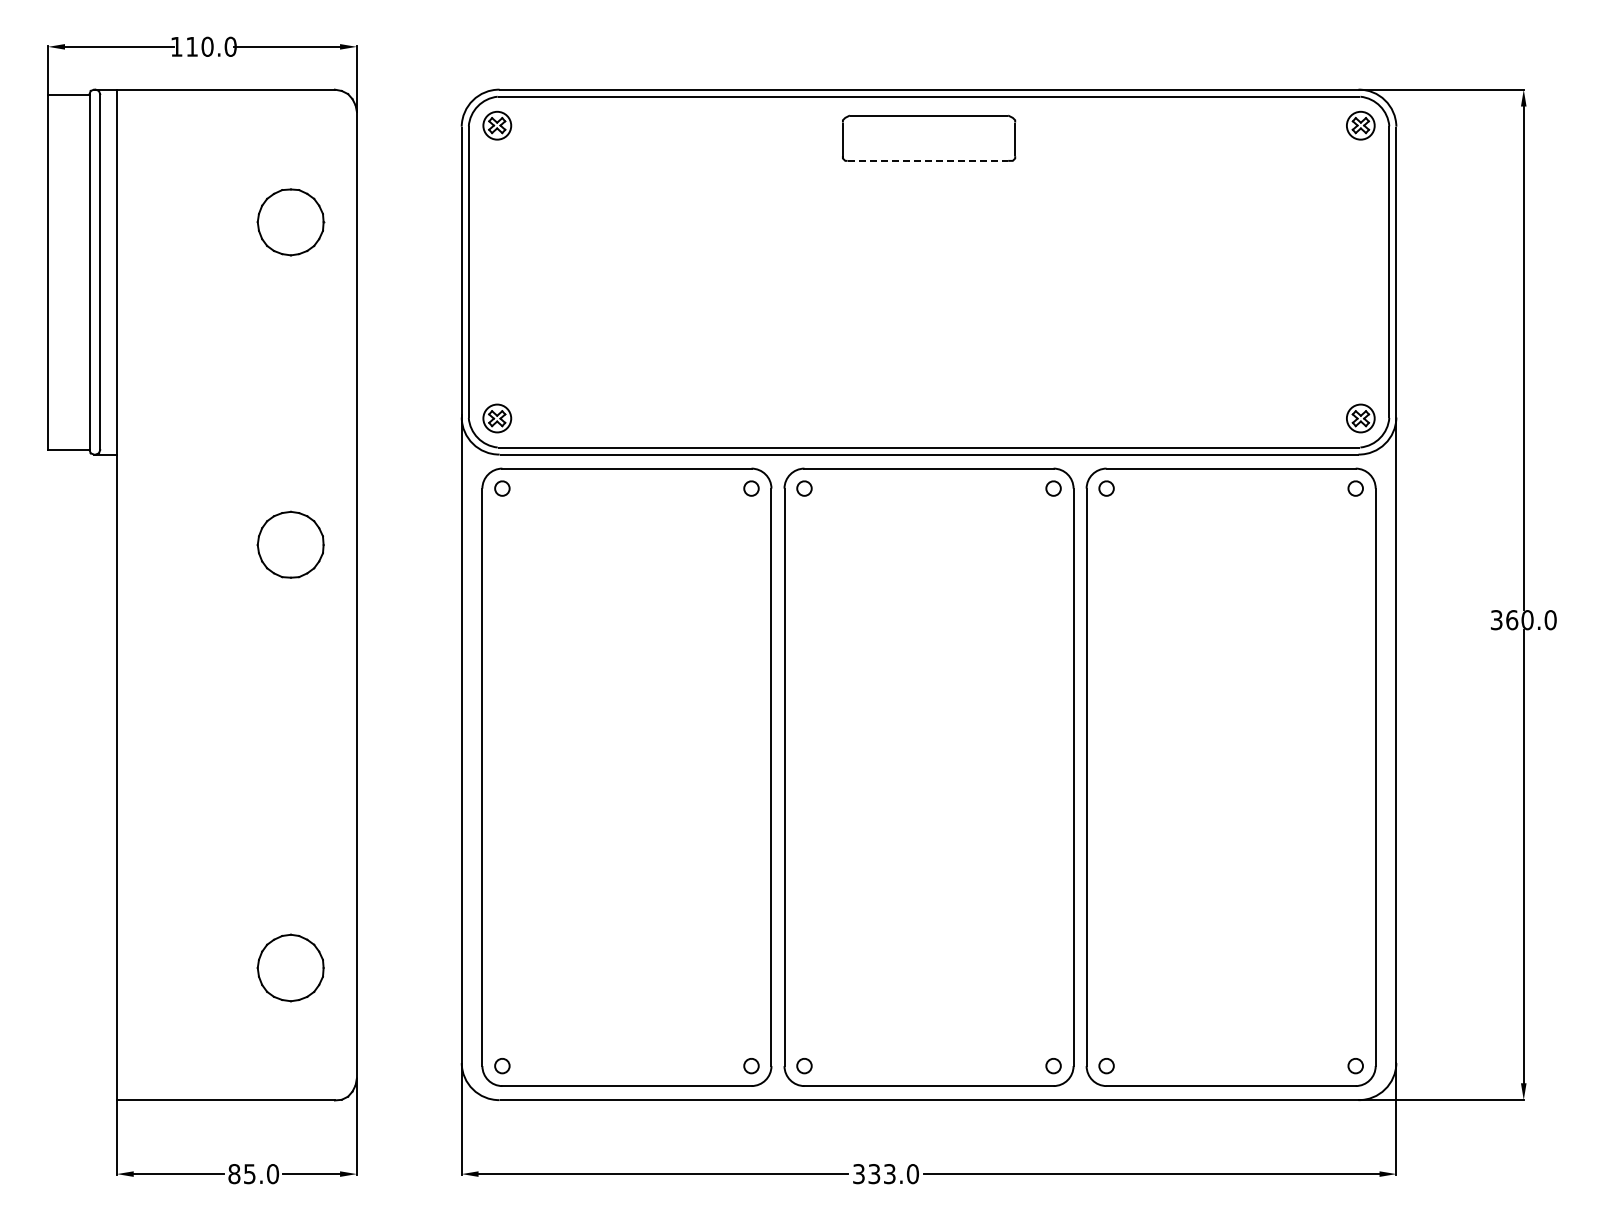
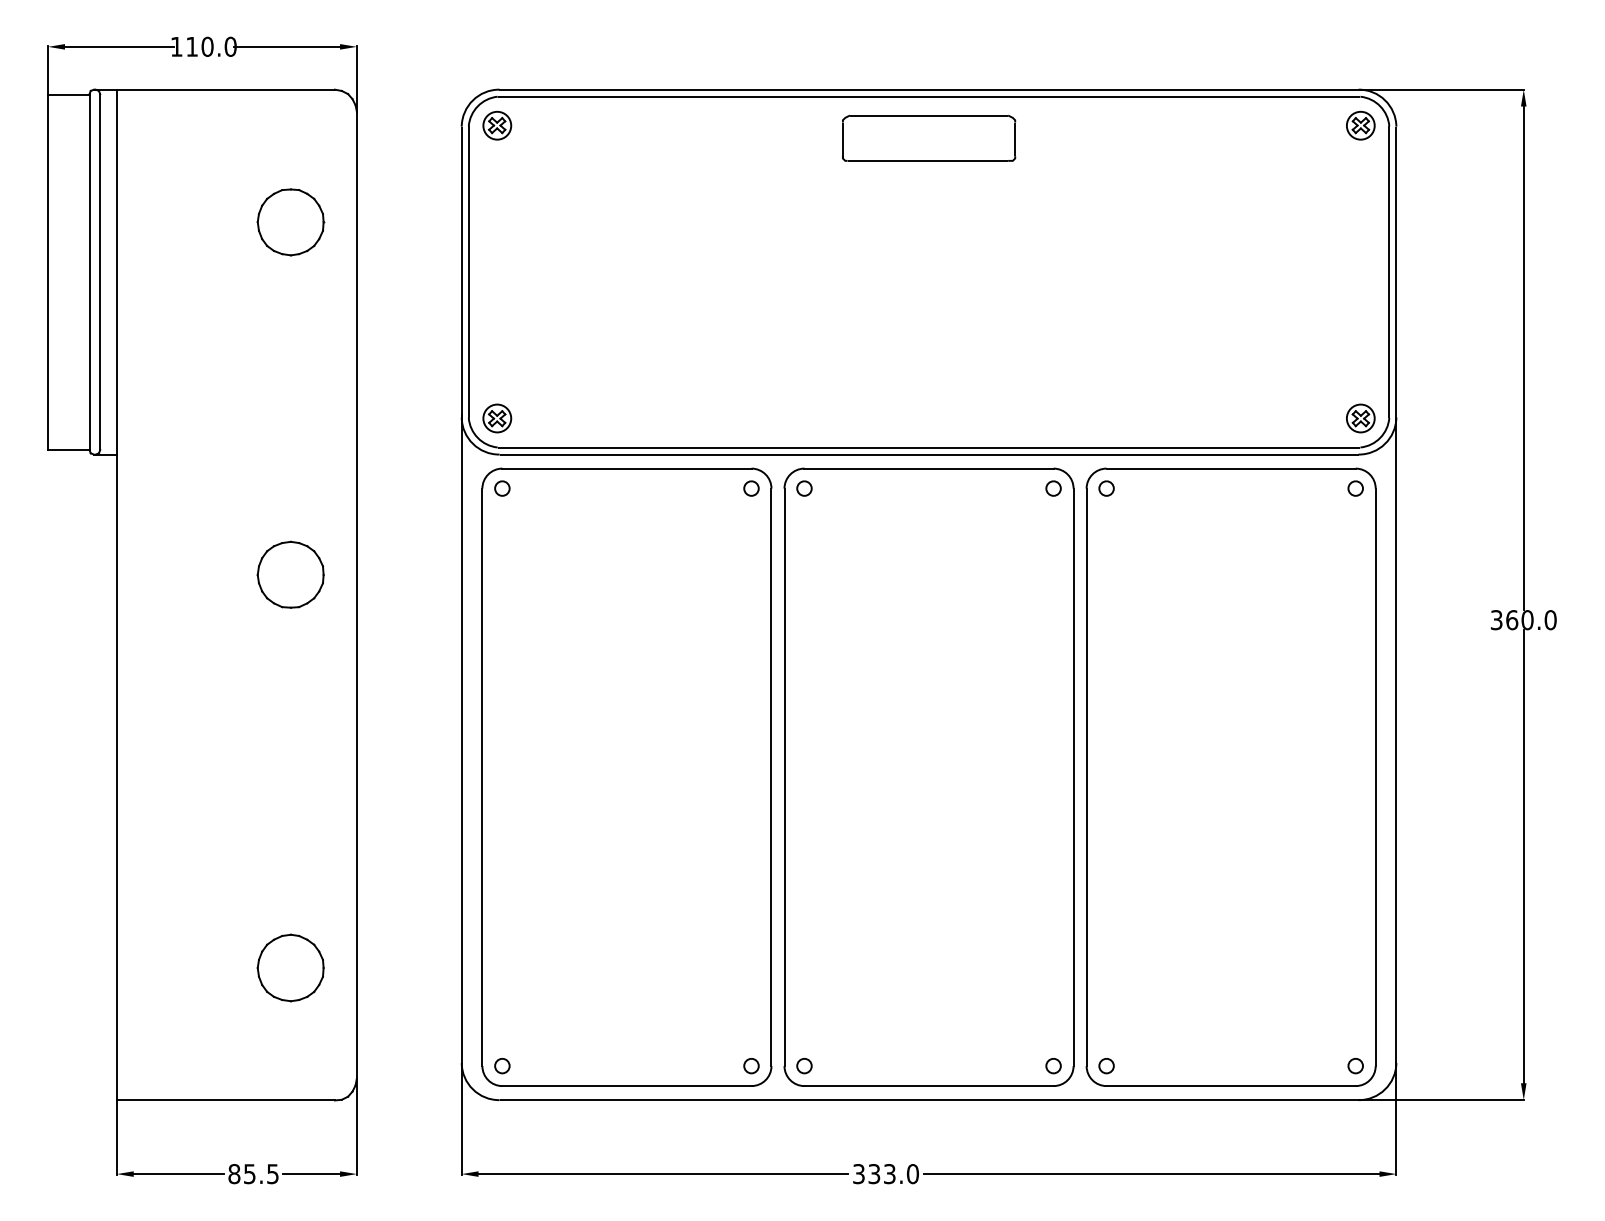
line: dashed -> solid (928, 160)
part position: (290, 544) -> (290, 574) (290, 574)
text: 85.0 -> 85.5 (273, 1174)
